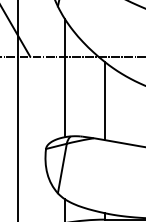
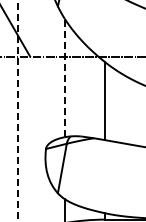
line: solid -> dashed (64, 77)
line: solid -> dashed (17, 111)
